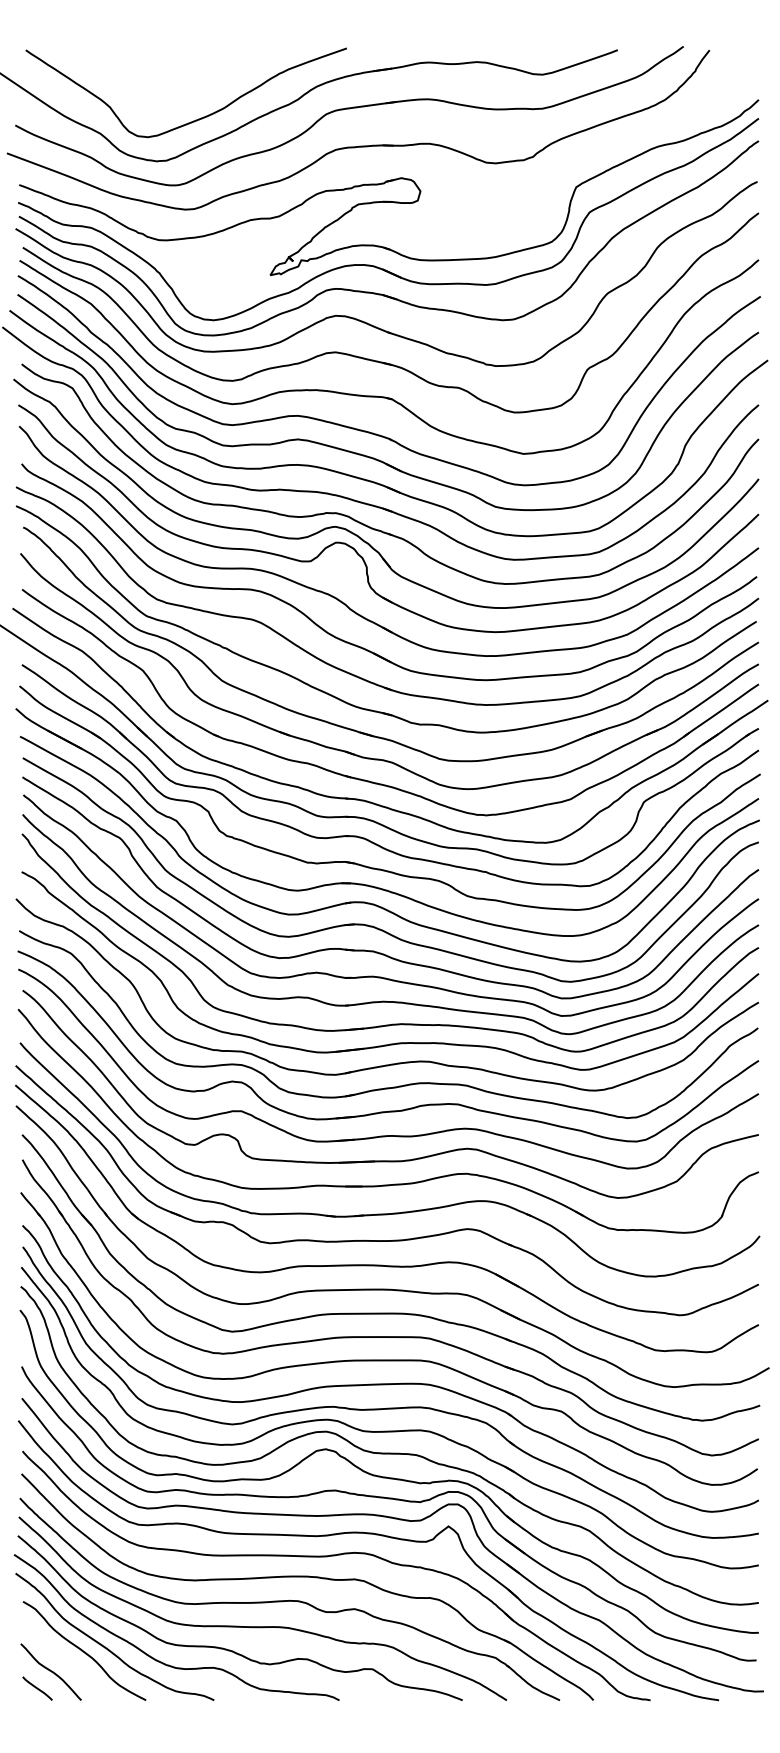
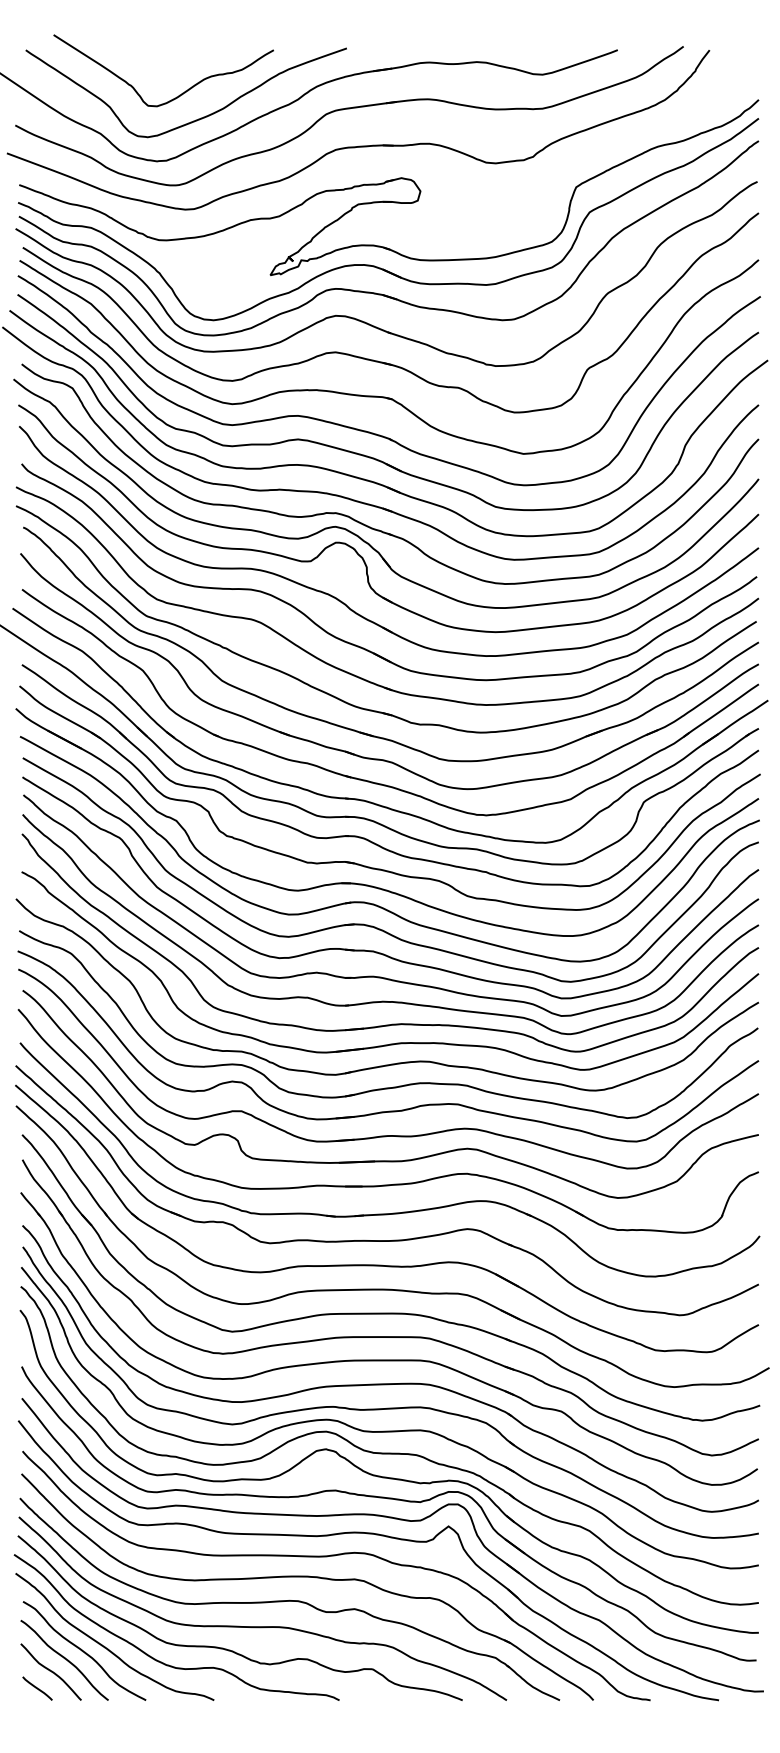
curve: none -> present (179, 94)
curve: none -> present (64, 1659)
